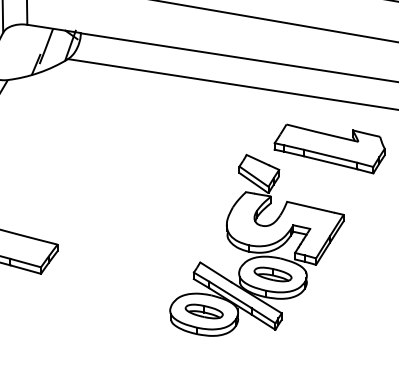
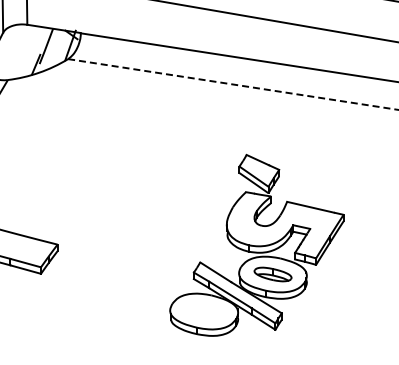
line: solid -> dashed (234, 84)
part: present -> none (329, 148)
part: present -> none (203, 311)
